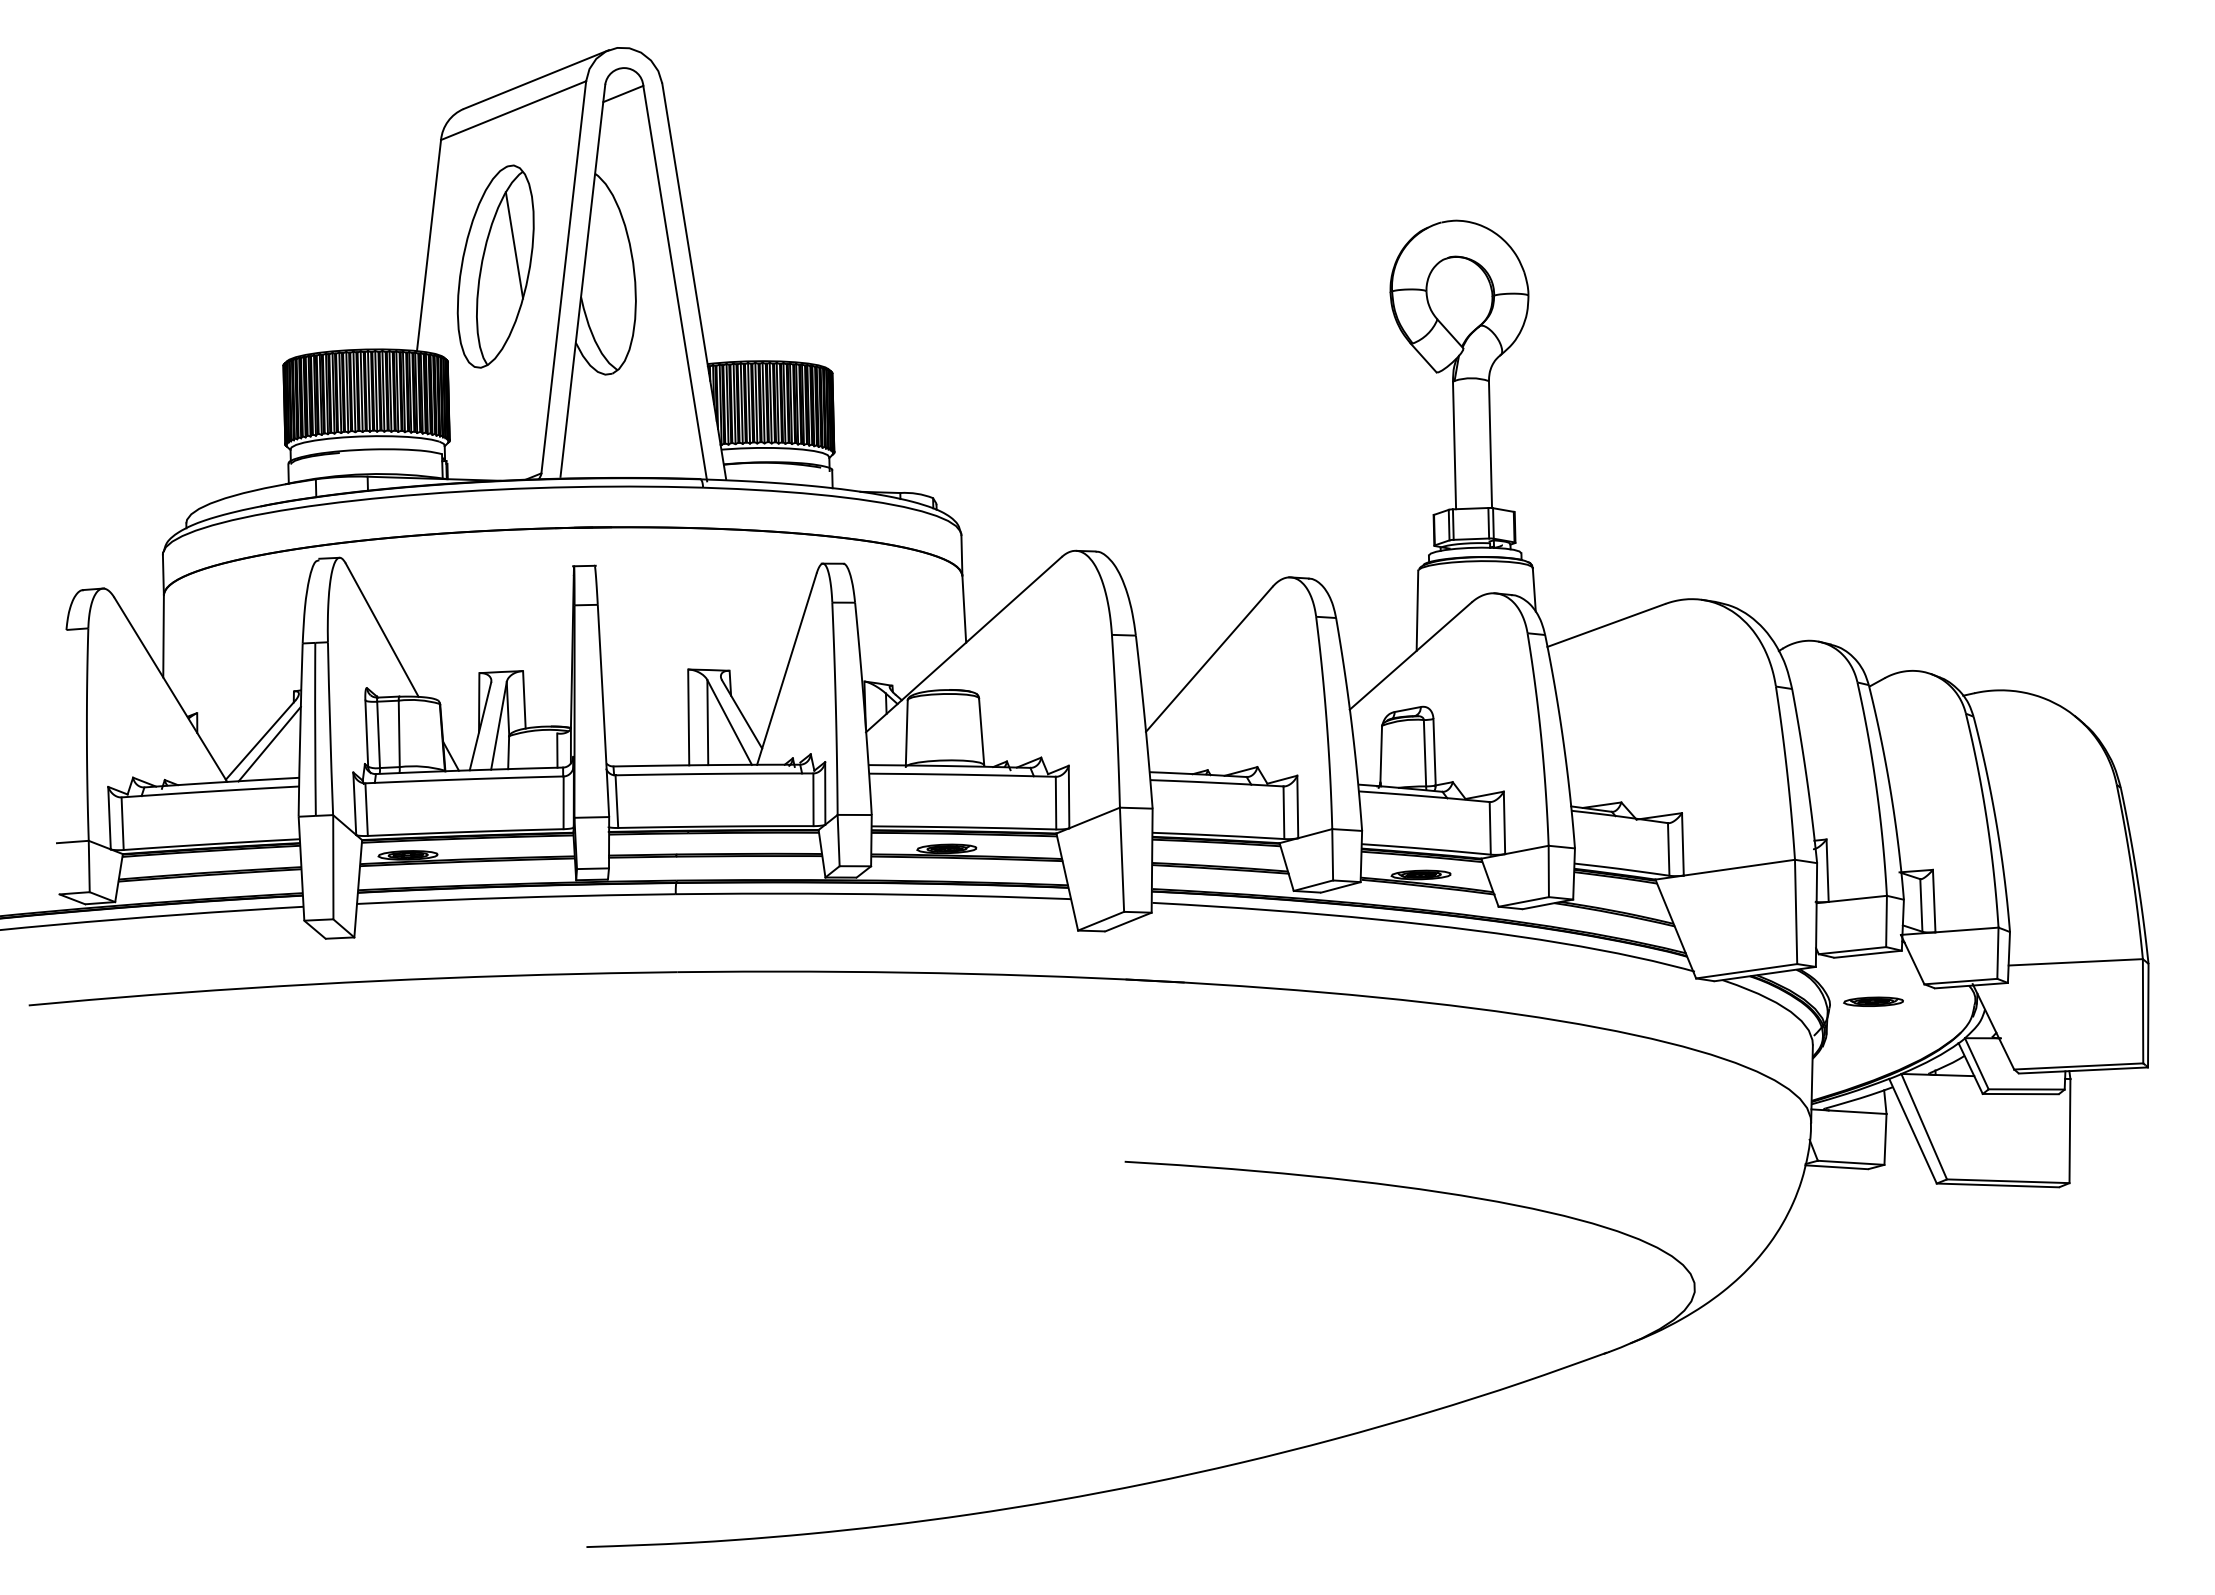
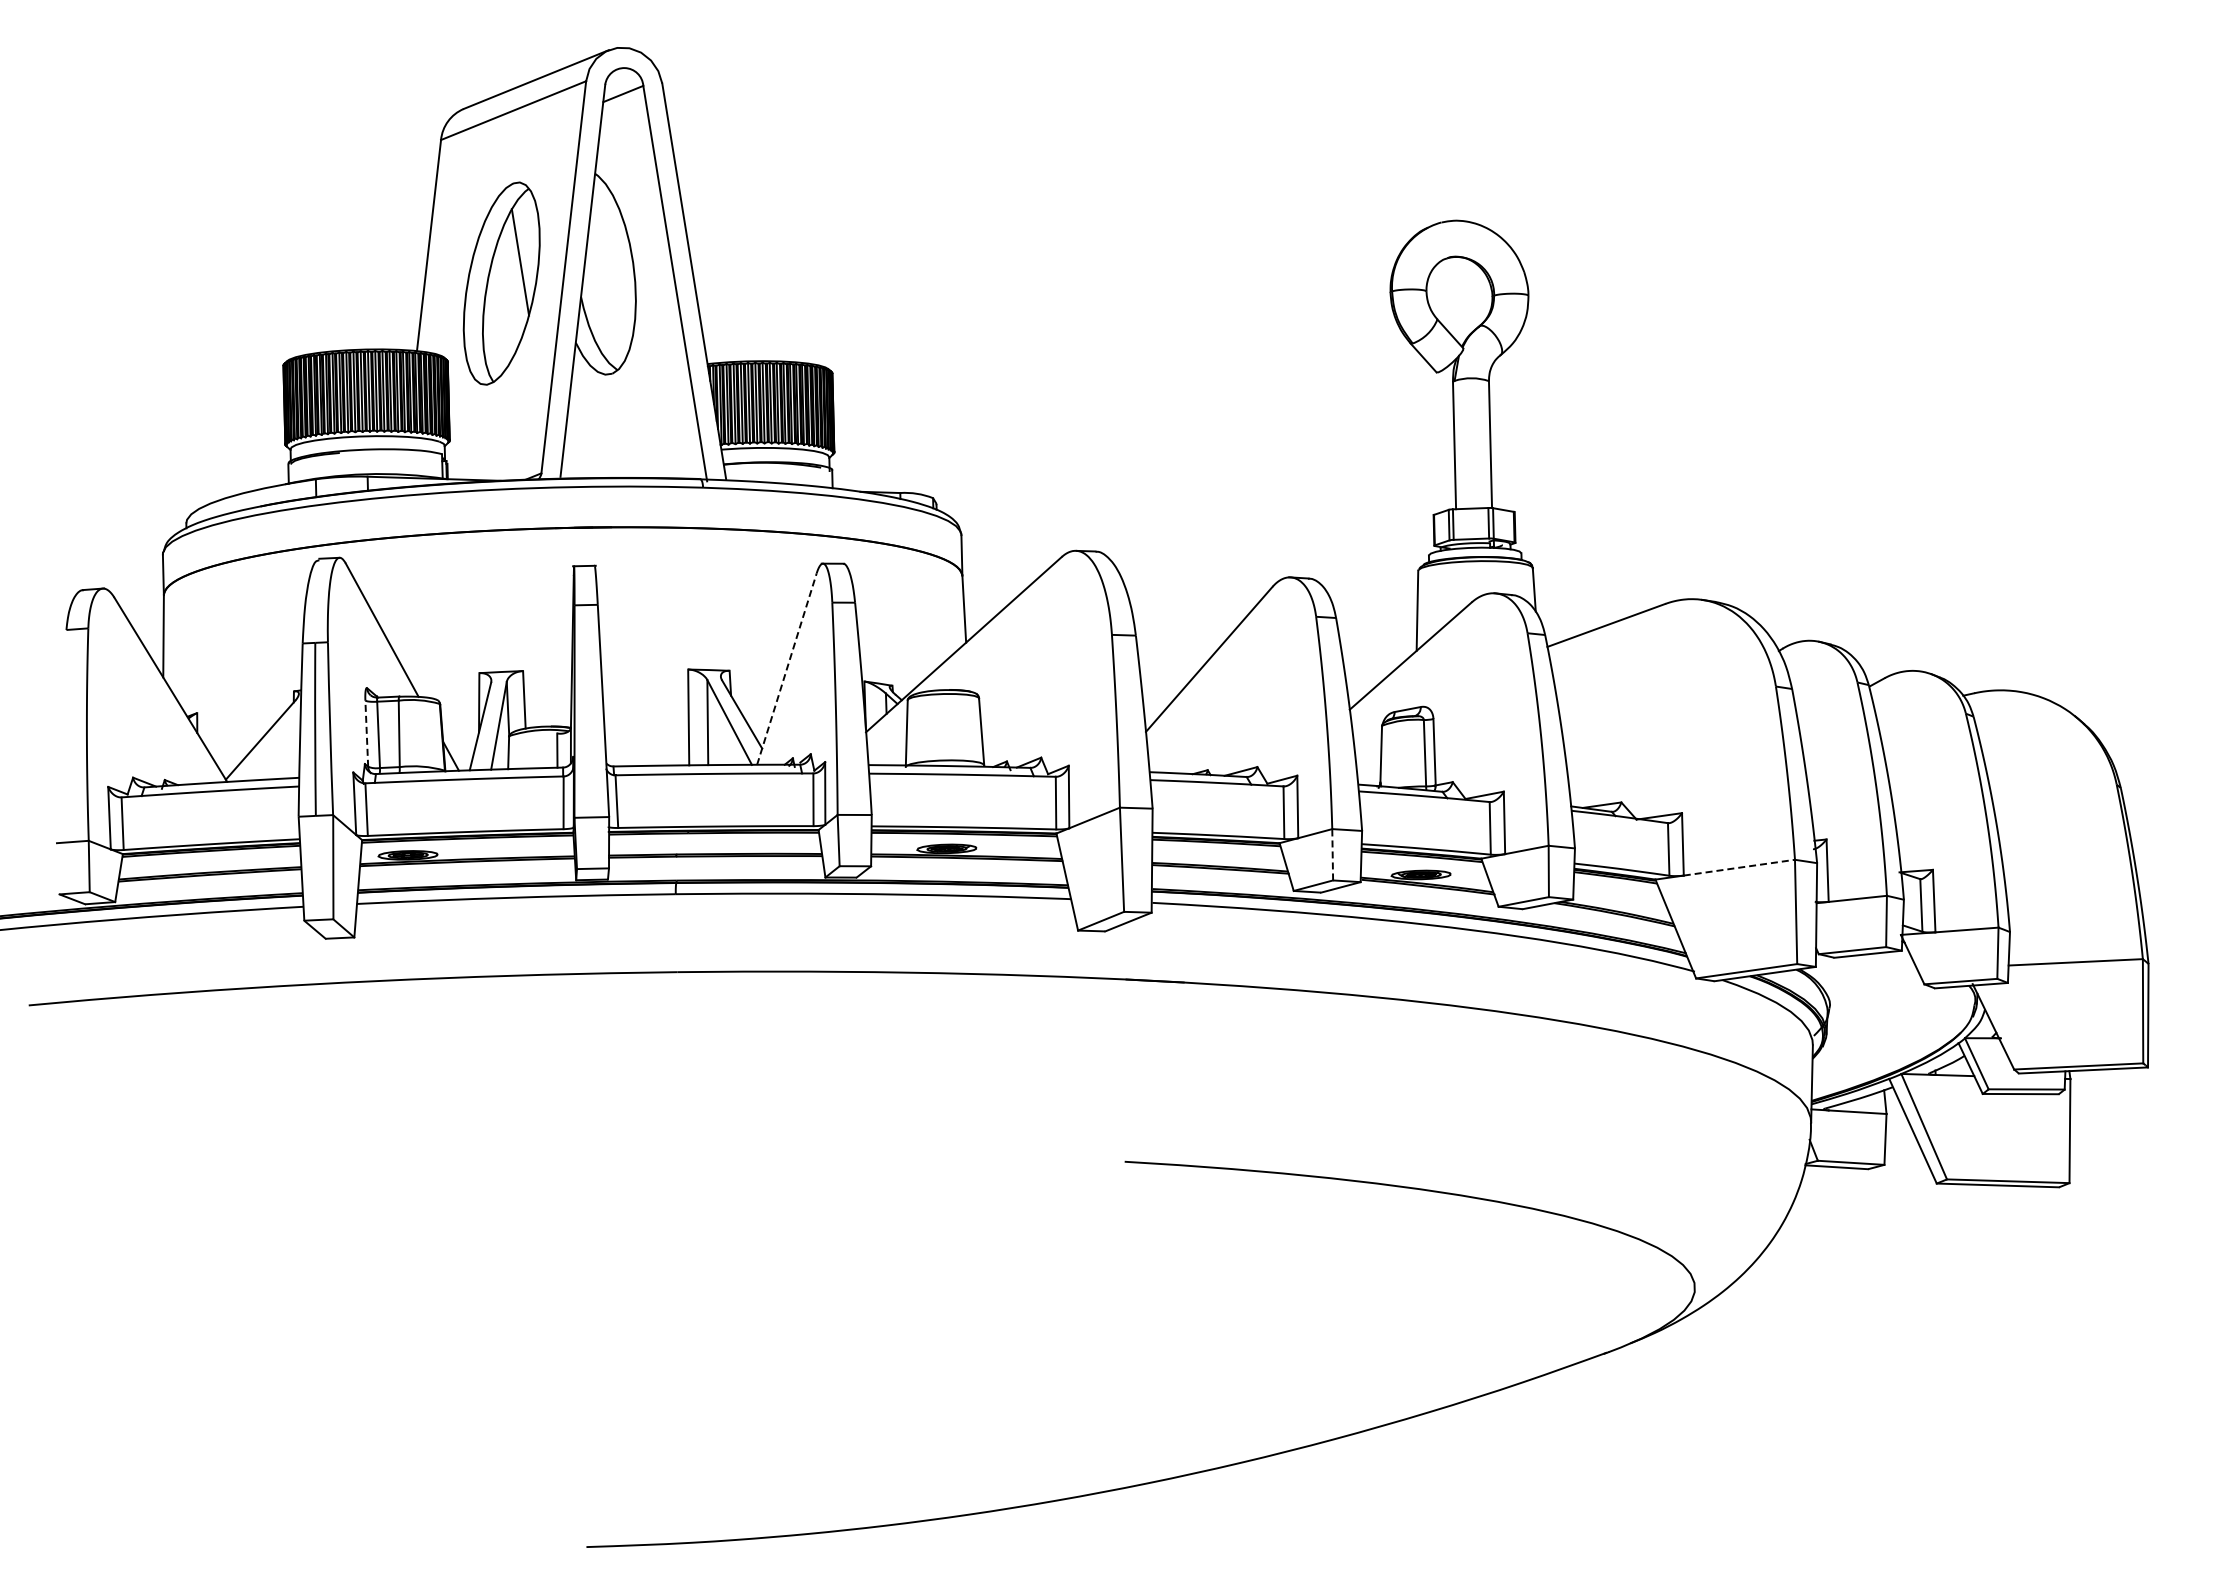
part position: (495, 266) -> (501, 283) (501, 283)
line: solid -> dashed (787, 668)
line: solid -> dashed (366, 733)
line: present -> none (269, 743)
line: solid -> dashed (1332, 854)
line: solid -> dashed (1739, 867)
part: present -> none (1873, 1001)
